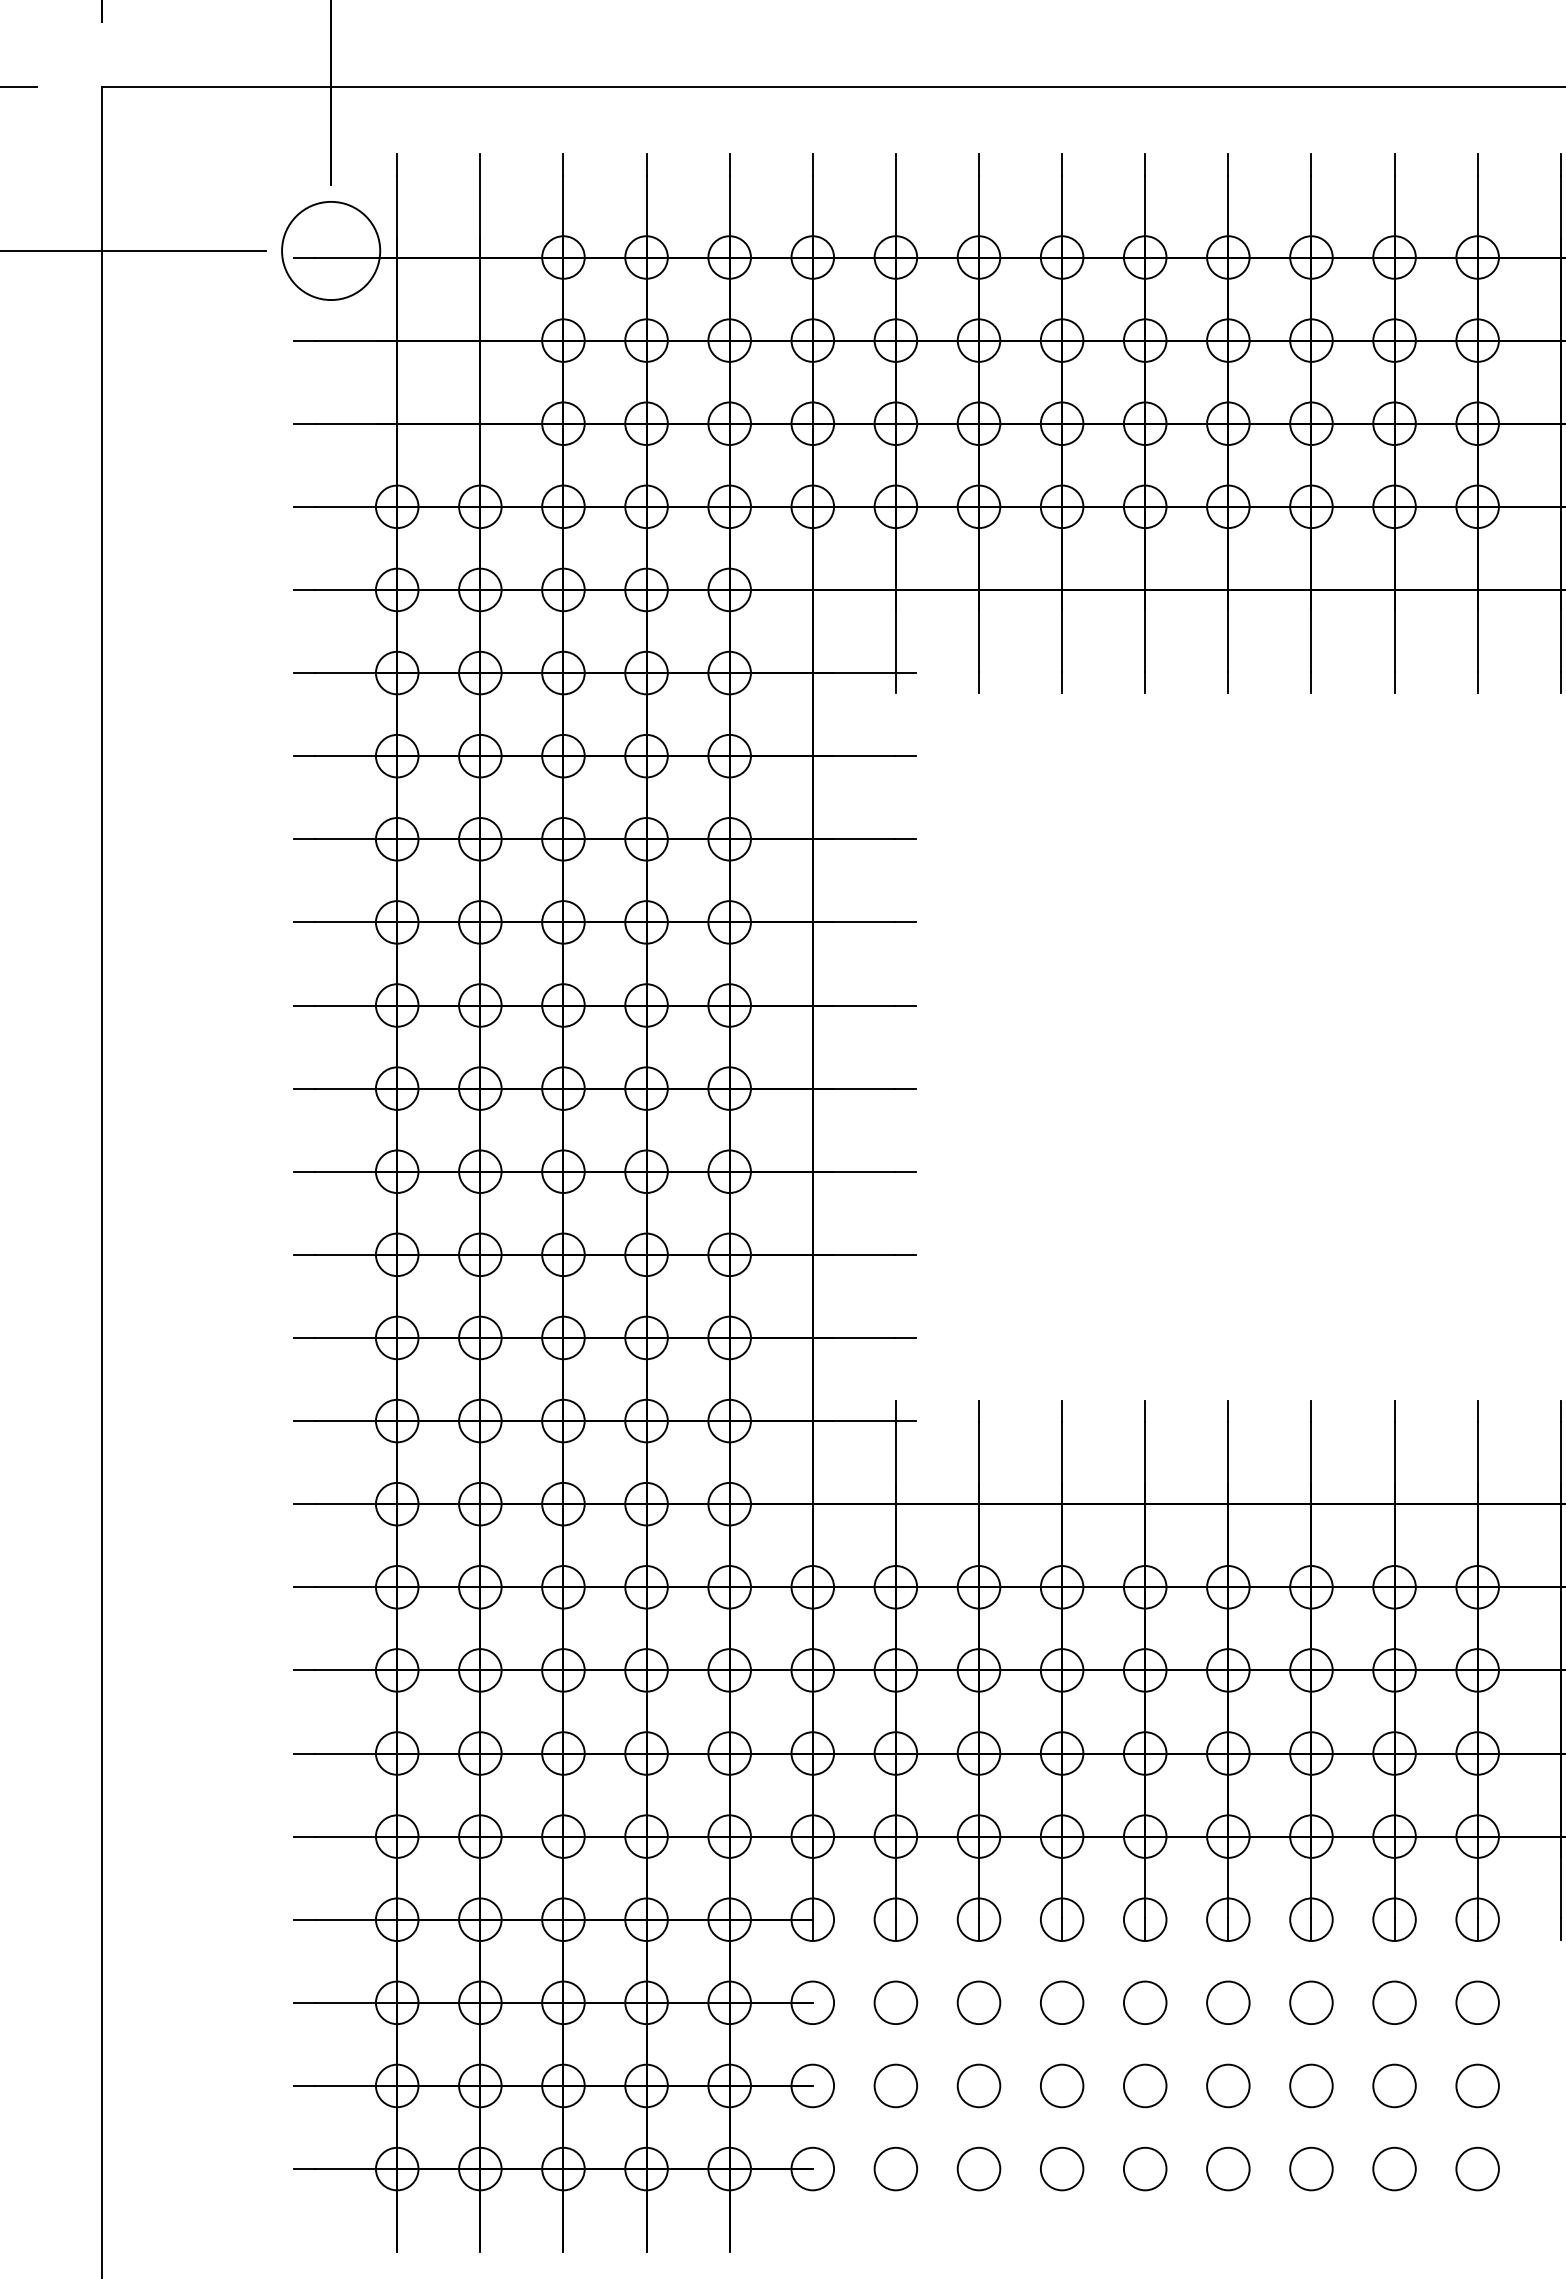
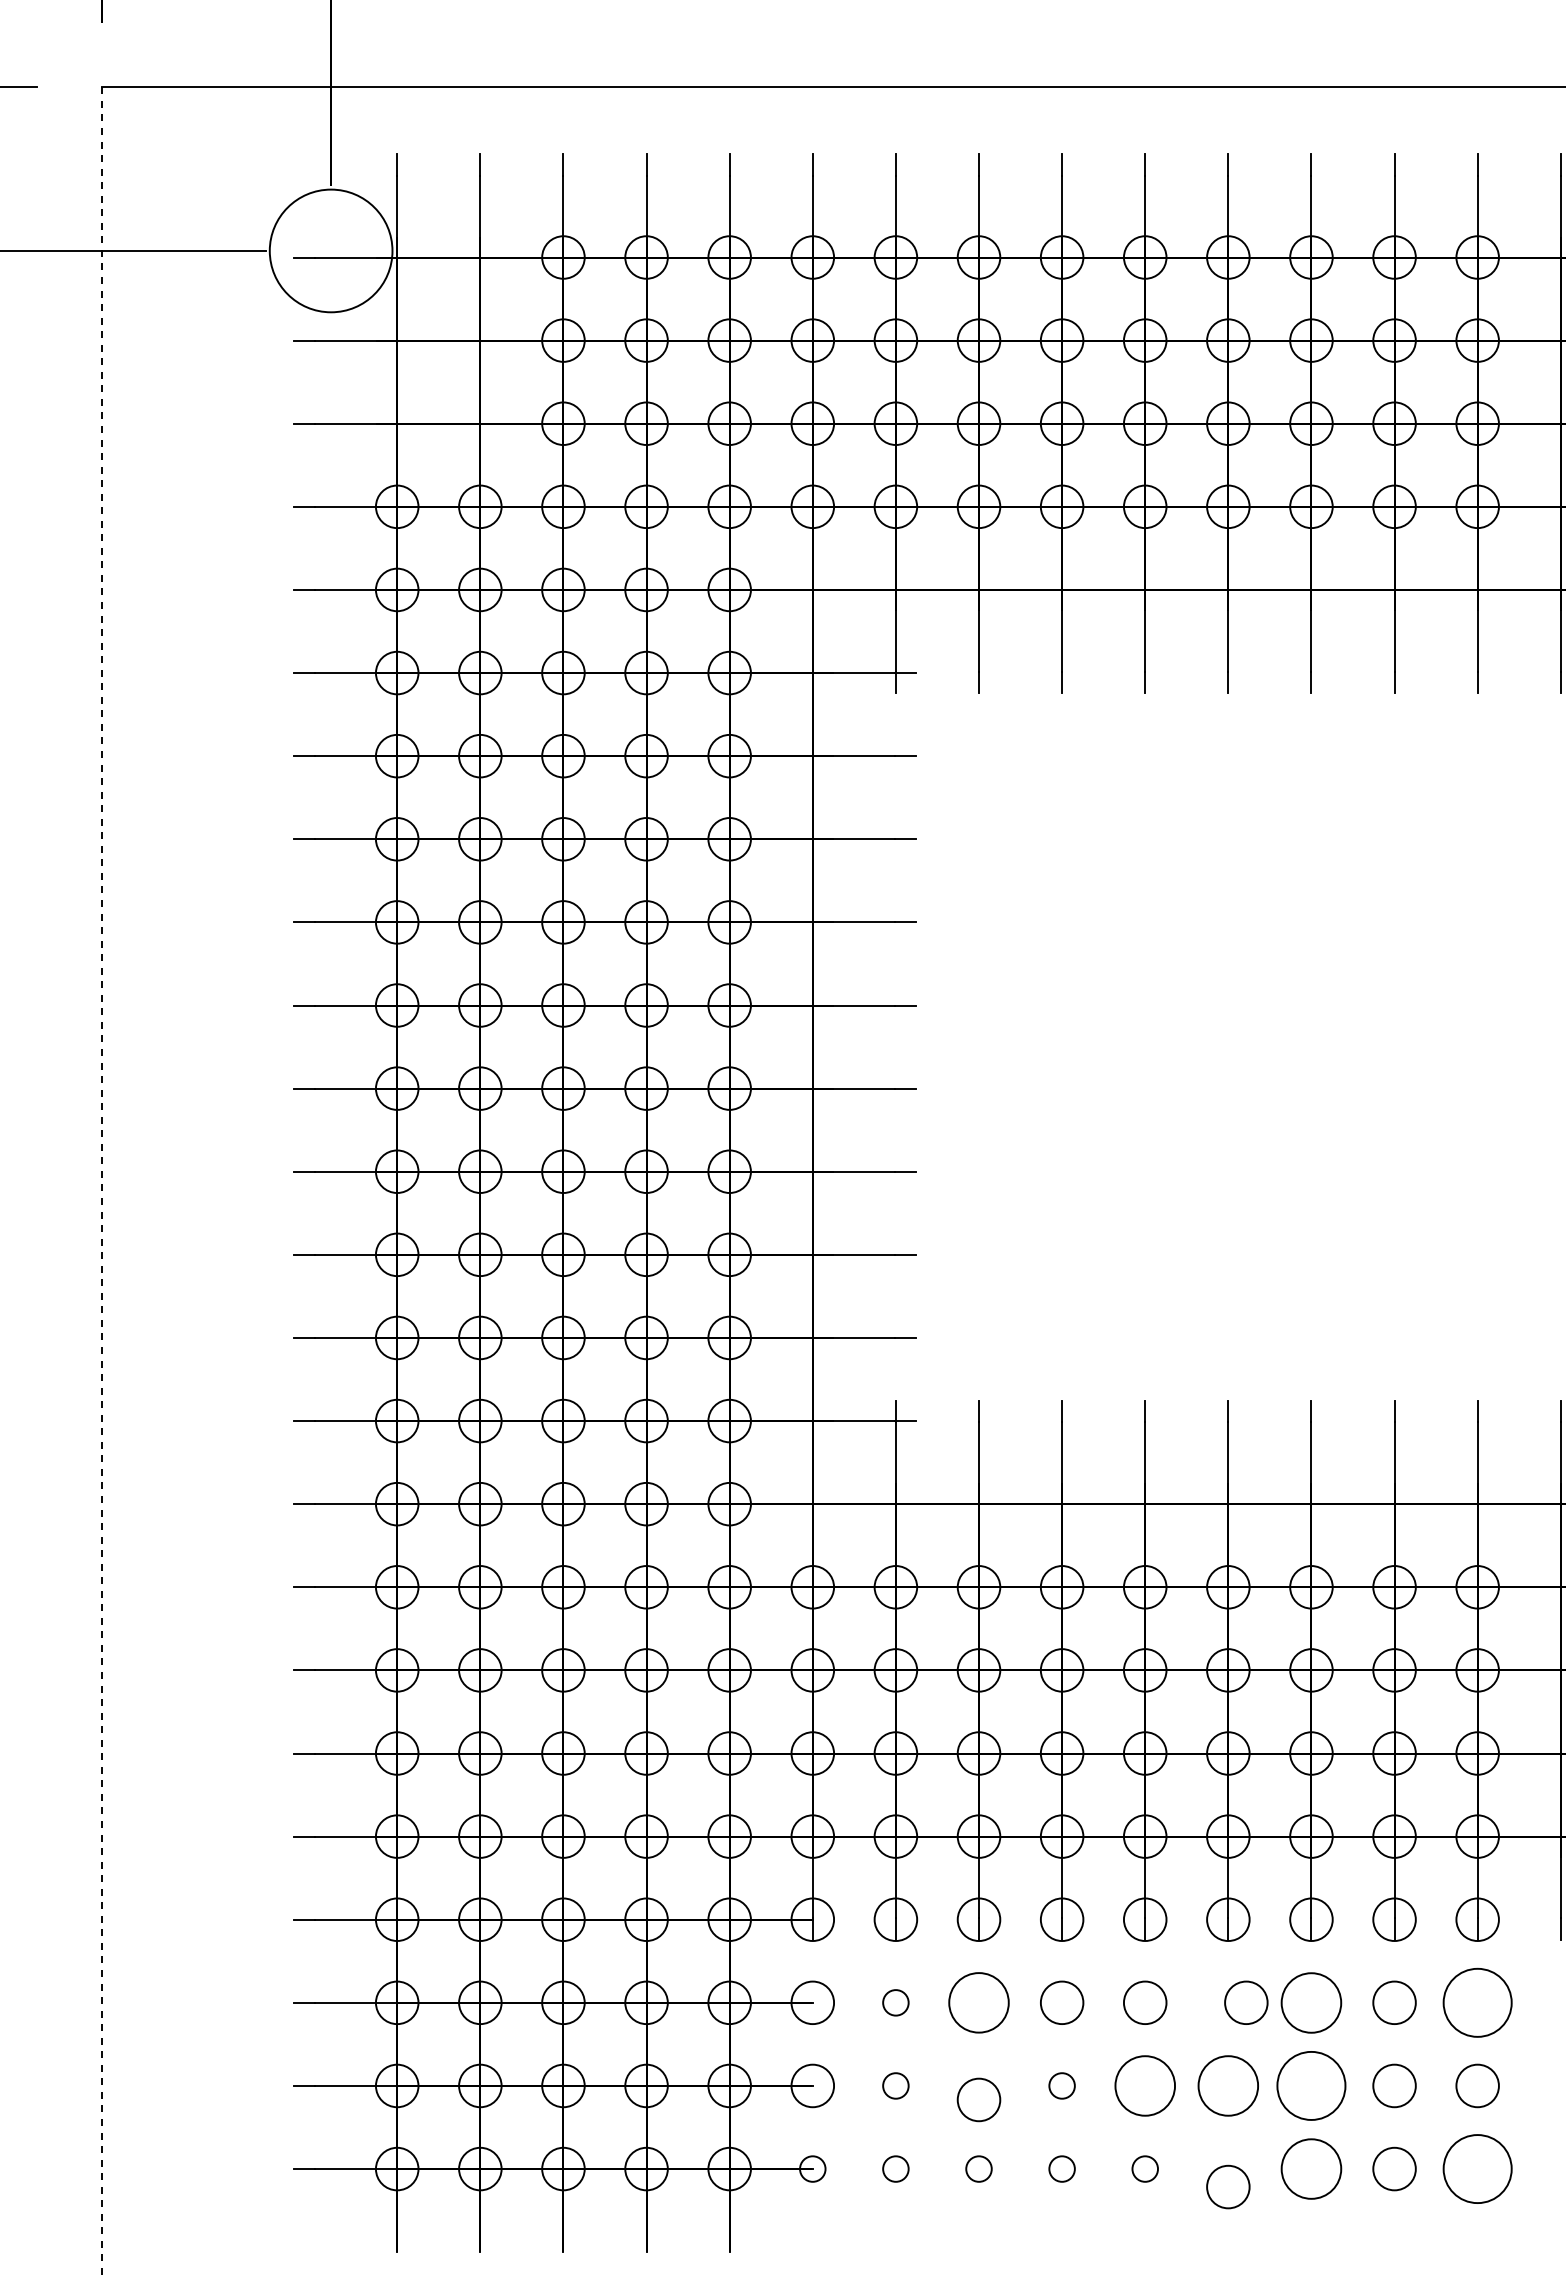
circle diameter: 98 px -> 123 px (330, 250)
line: solid -> dashed (102, 1183)
circle diameter: 43 px -> 26 px (895, 2002)
circle diameter: 43 px -> 60 px (978, 2002)
circle position: (1228, 2002) -> (1246, 2002) (1246, 2002)
circle size: 45x45 px -> 63x62 px (1311, 2002)
circle diameter: 43 px -> 68 px (1477, 2002)
circle diameter: 43 px -> 26 px (895, 2085)
circle position: (978, 2085) -> (978, 2099) (978, 2099)
circle diameter: 43 px -> 26 px (1061, 2085)
circle diameter: 43 px -> 60 px (1145, 2085)
circle diameter: 43 px -> 60 px (1228, 2085)
circle size: 45x46 px -> 71x70 px (1311, 2085)
circle diameter: 43 px -> 26 px (812, 2168)
circle diameter: 43 px -> 26 px (895, 2168)
circle diameter: 43 px -> 26 px (978, 2168)
circle diameter: 43 px -> 26 px (1061, 2168)
circle diameter: 43 px -> 26 px (1145, 2168)
circle position: (1228, 2168) -> (1228, 2186) (1228, 2186)
circle diameter: 43 px -> 60 px (1311, 2168)
circle diameter: 43 px -> 68 px (1477, 2169)
